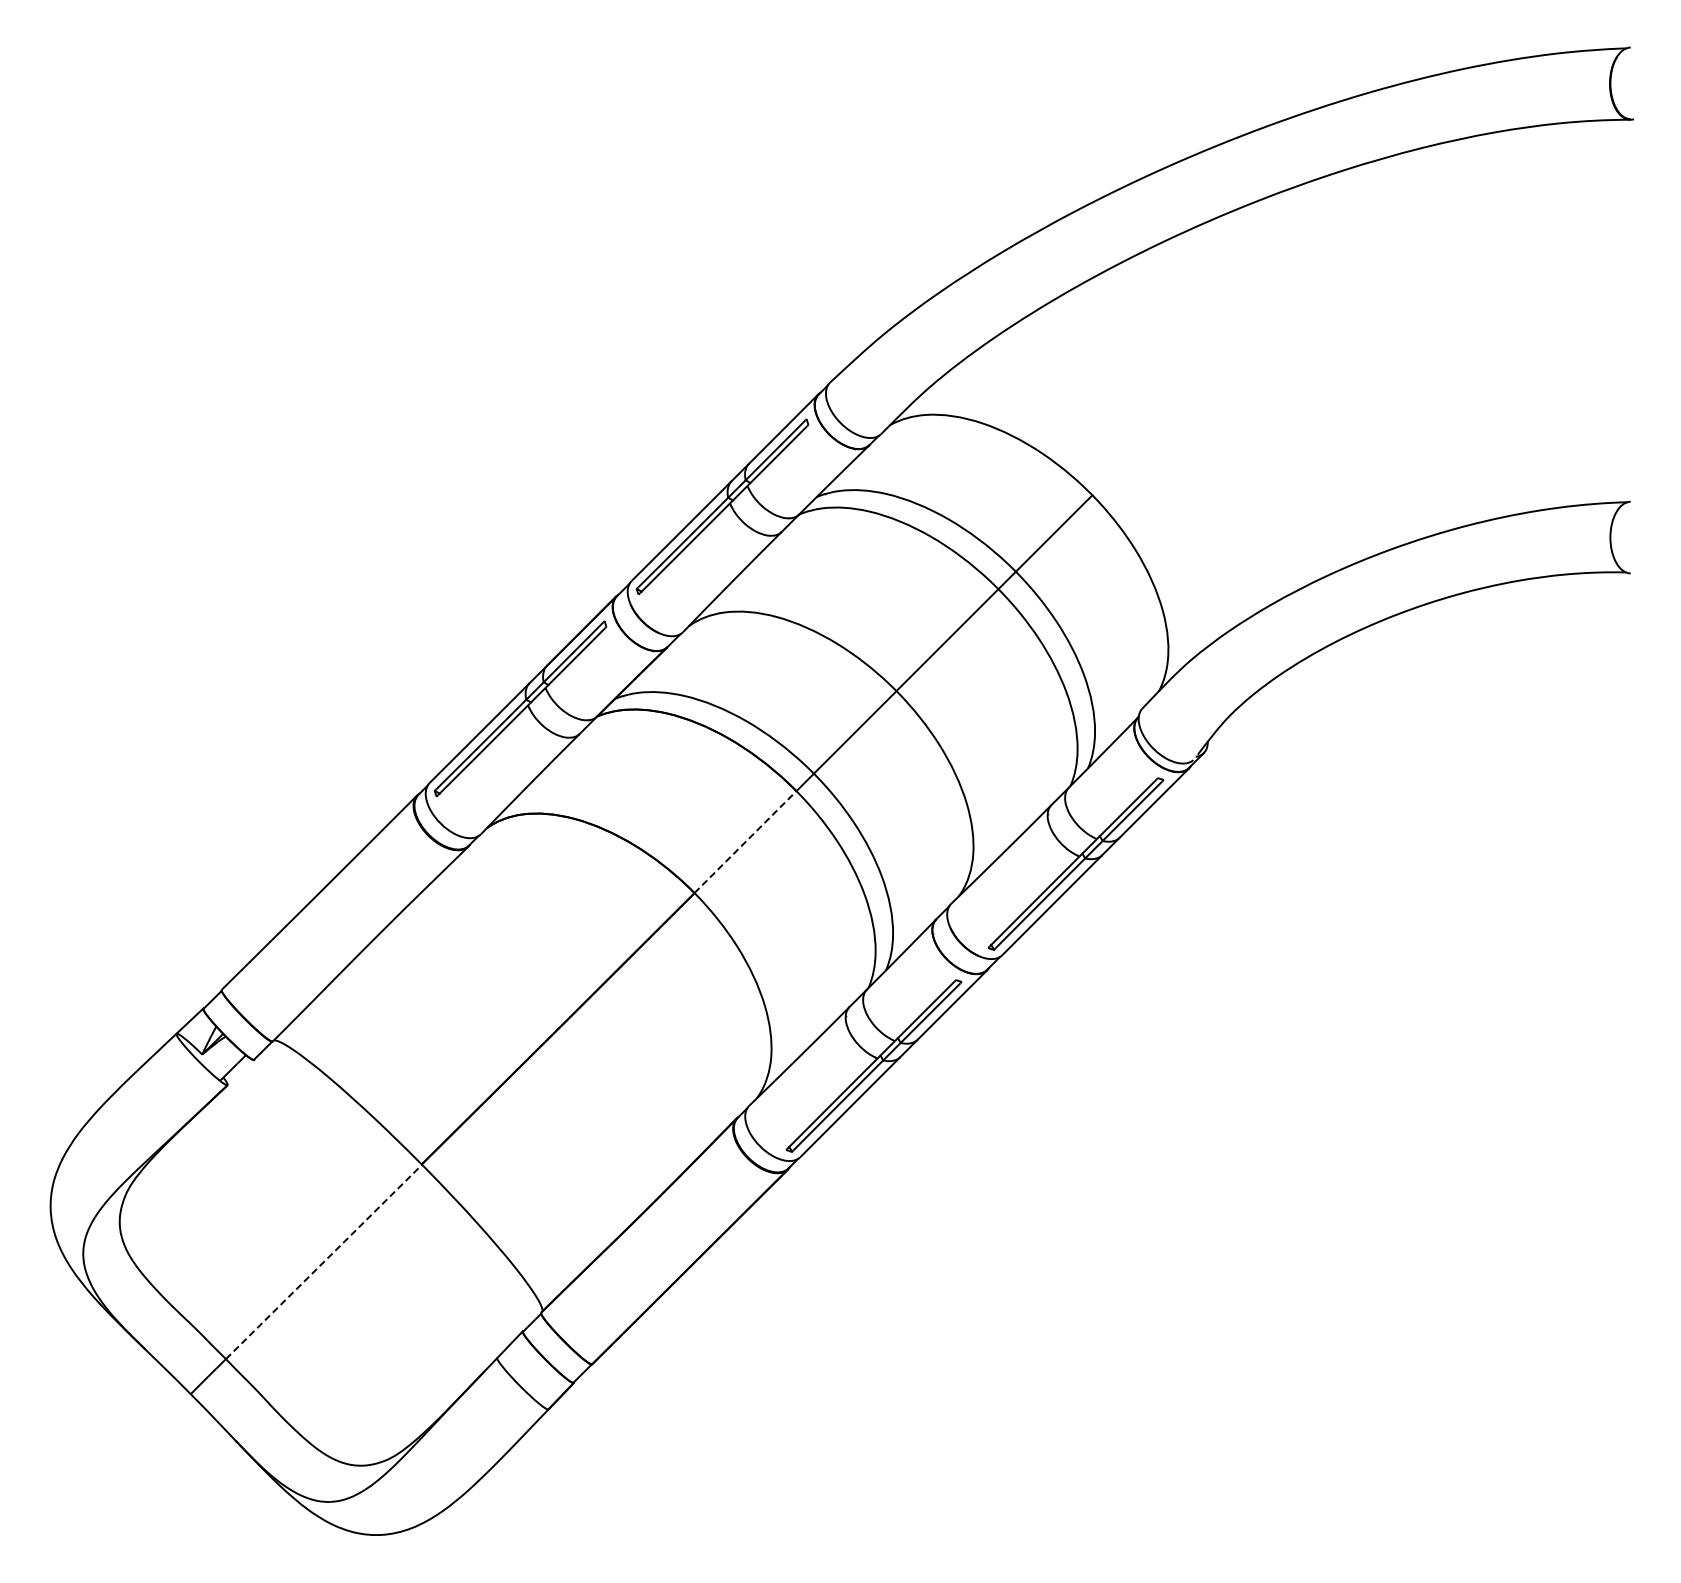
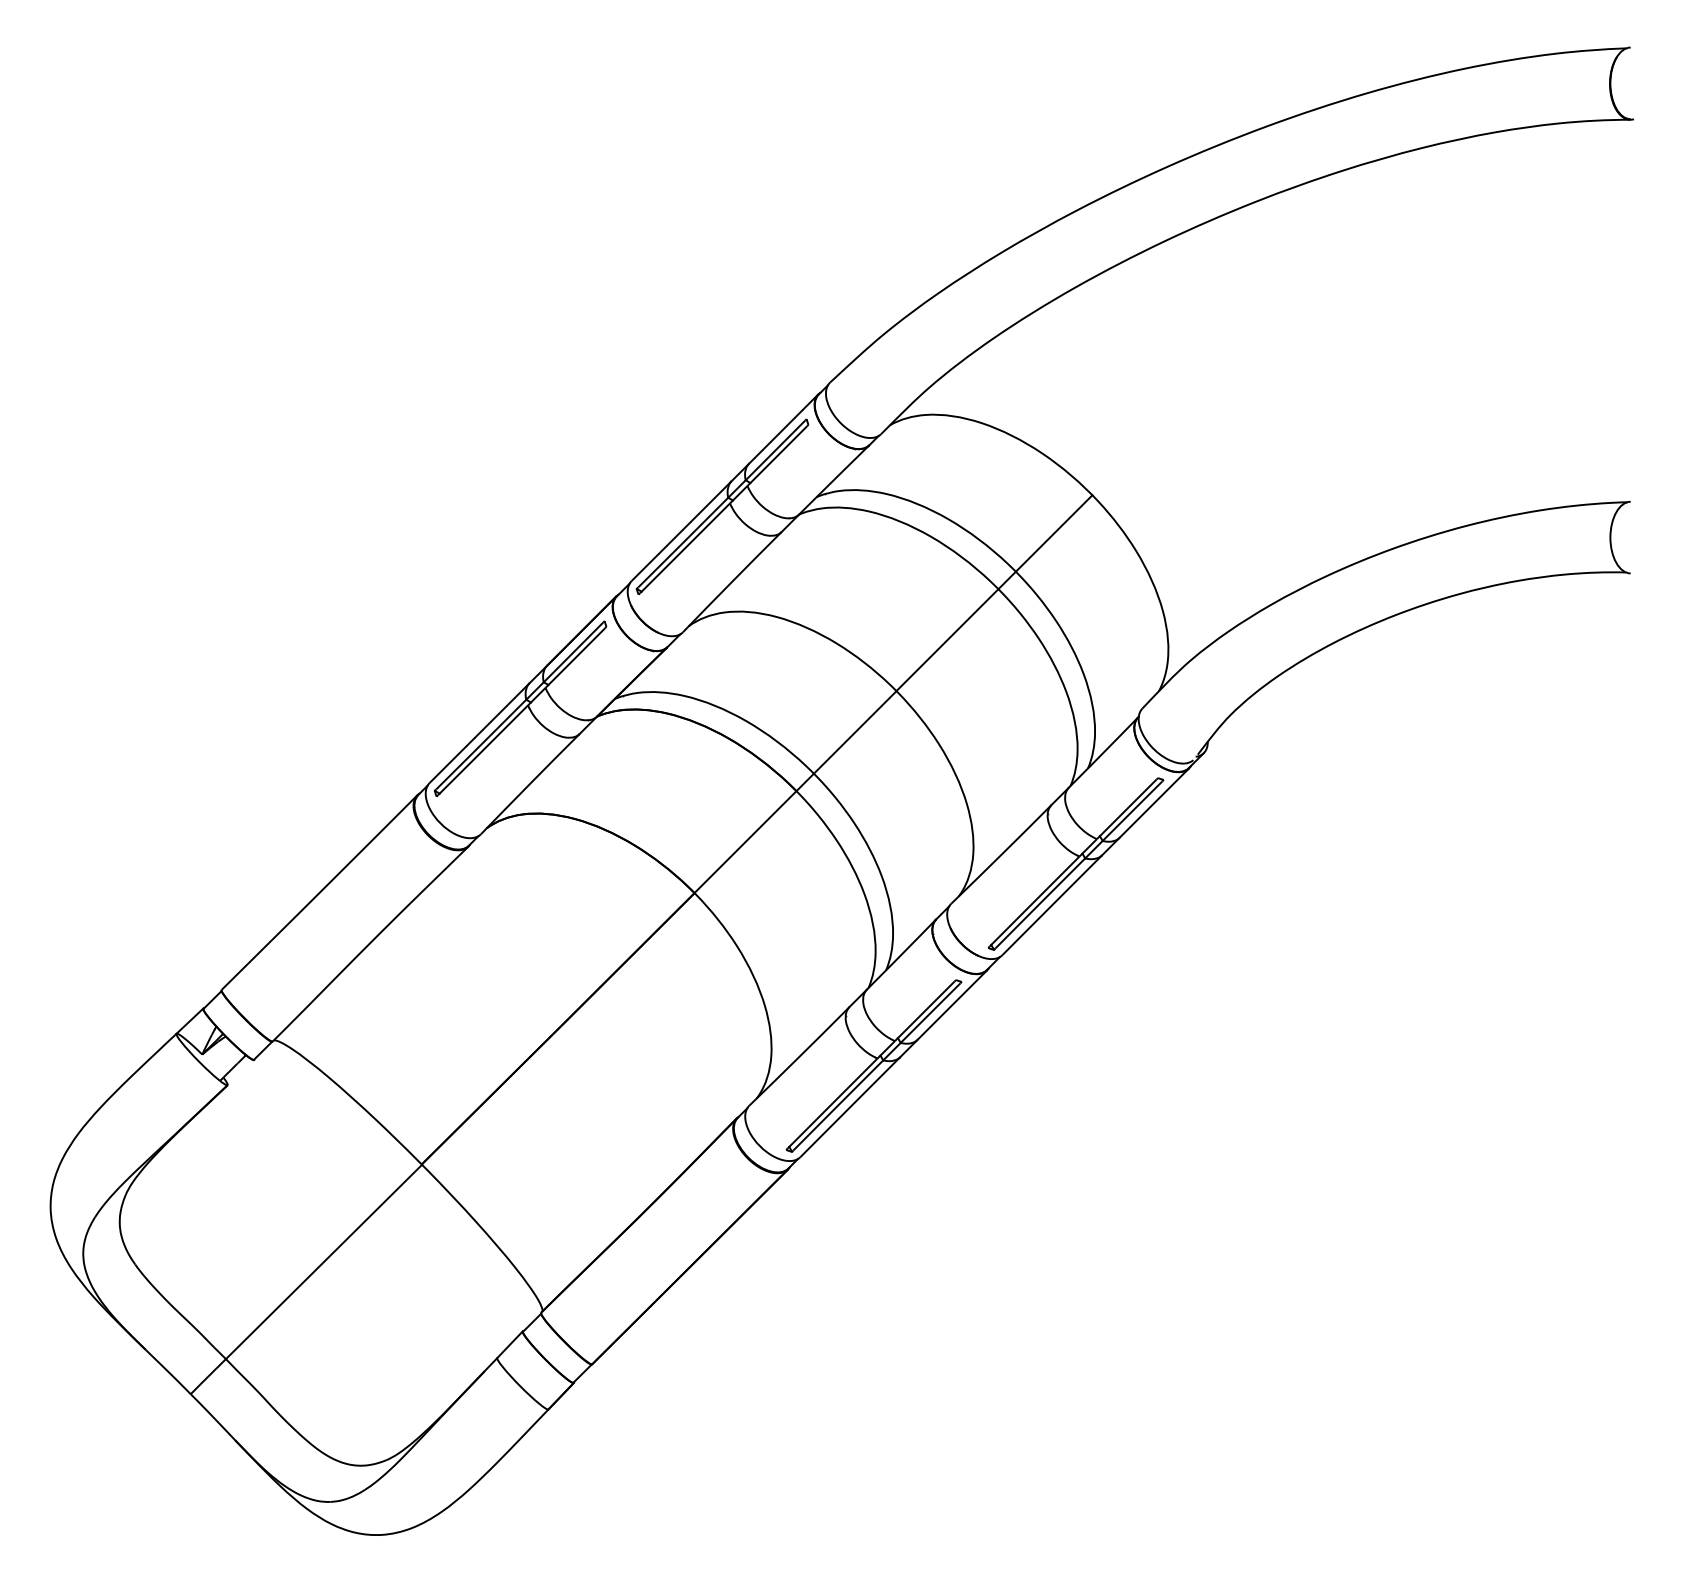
line: dashed -> solid (745, 841)
line: dashed -> solid (324, 1261)
